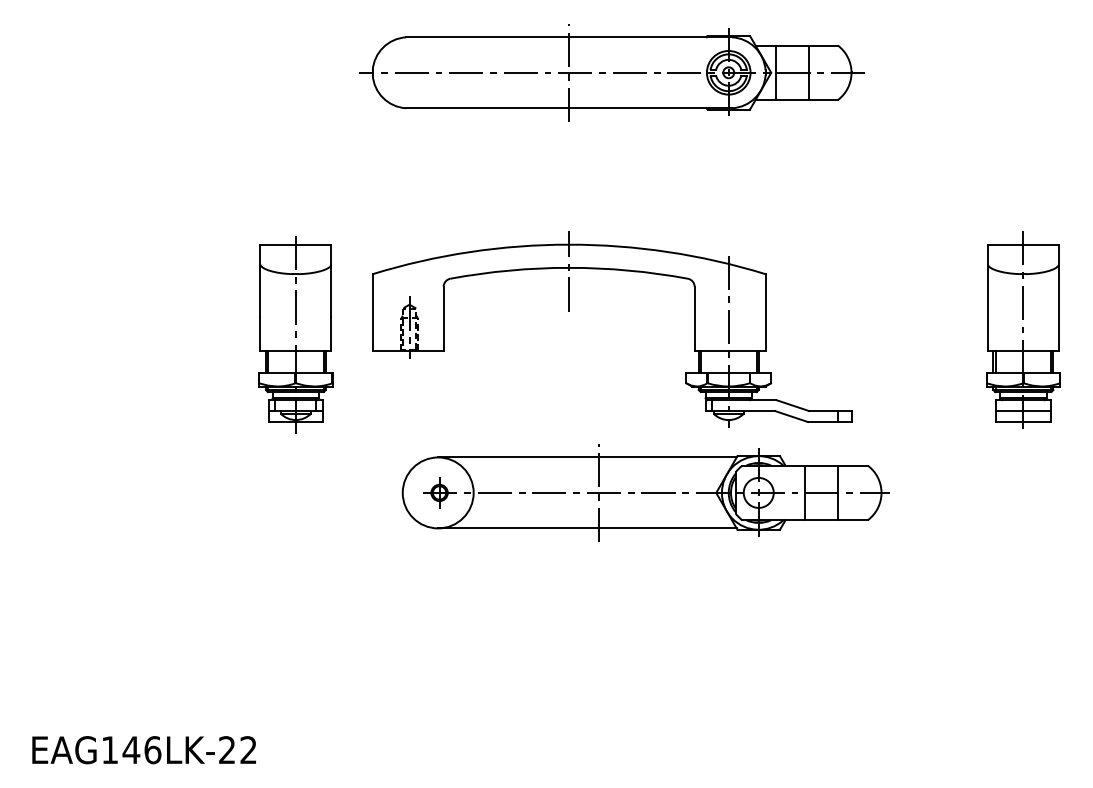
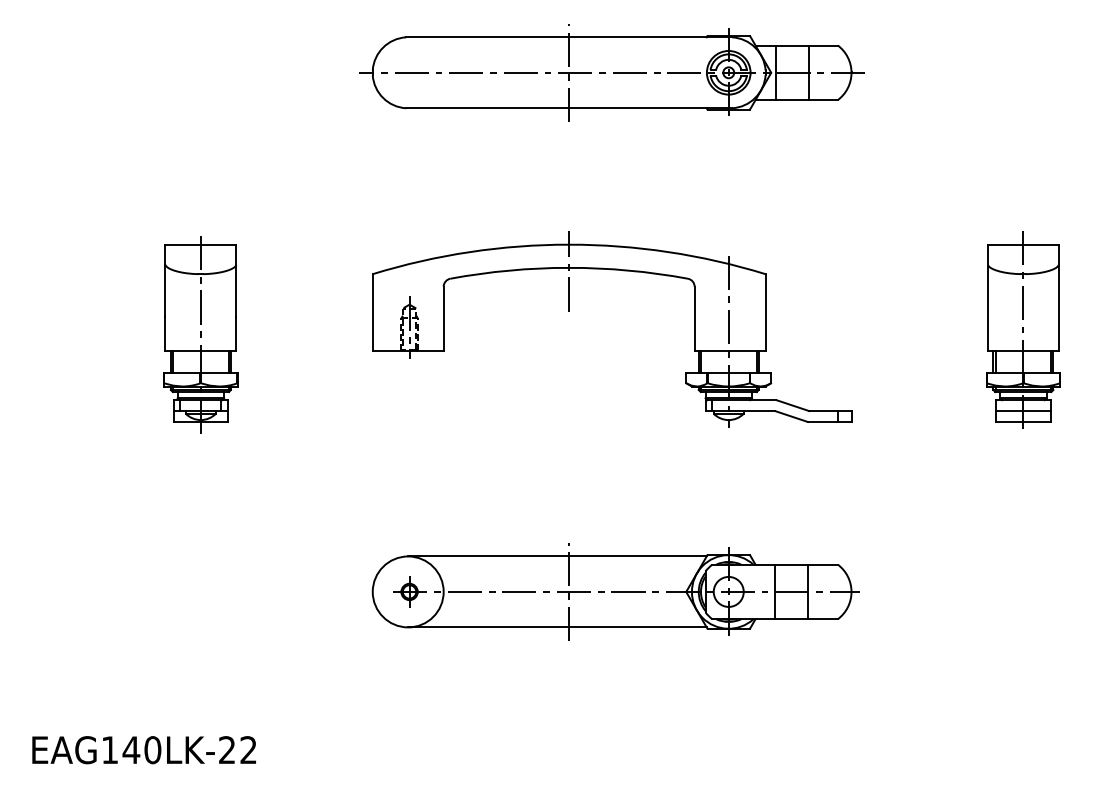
part position: (295, 334) -> (200, 334) (200, 334)
part position: (645, 492) -> (615, 591) (615, 591)
text: EAG146LK-22 -> EAG140LK-22 (152, 749)
